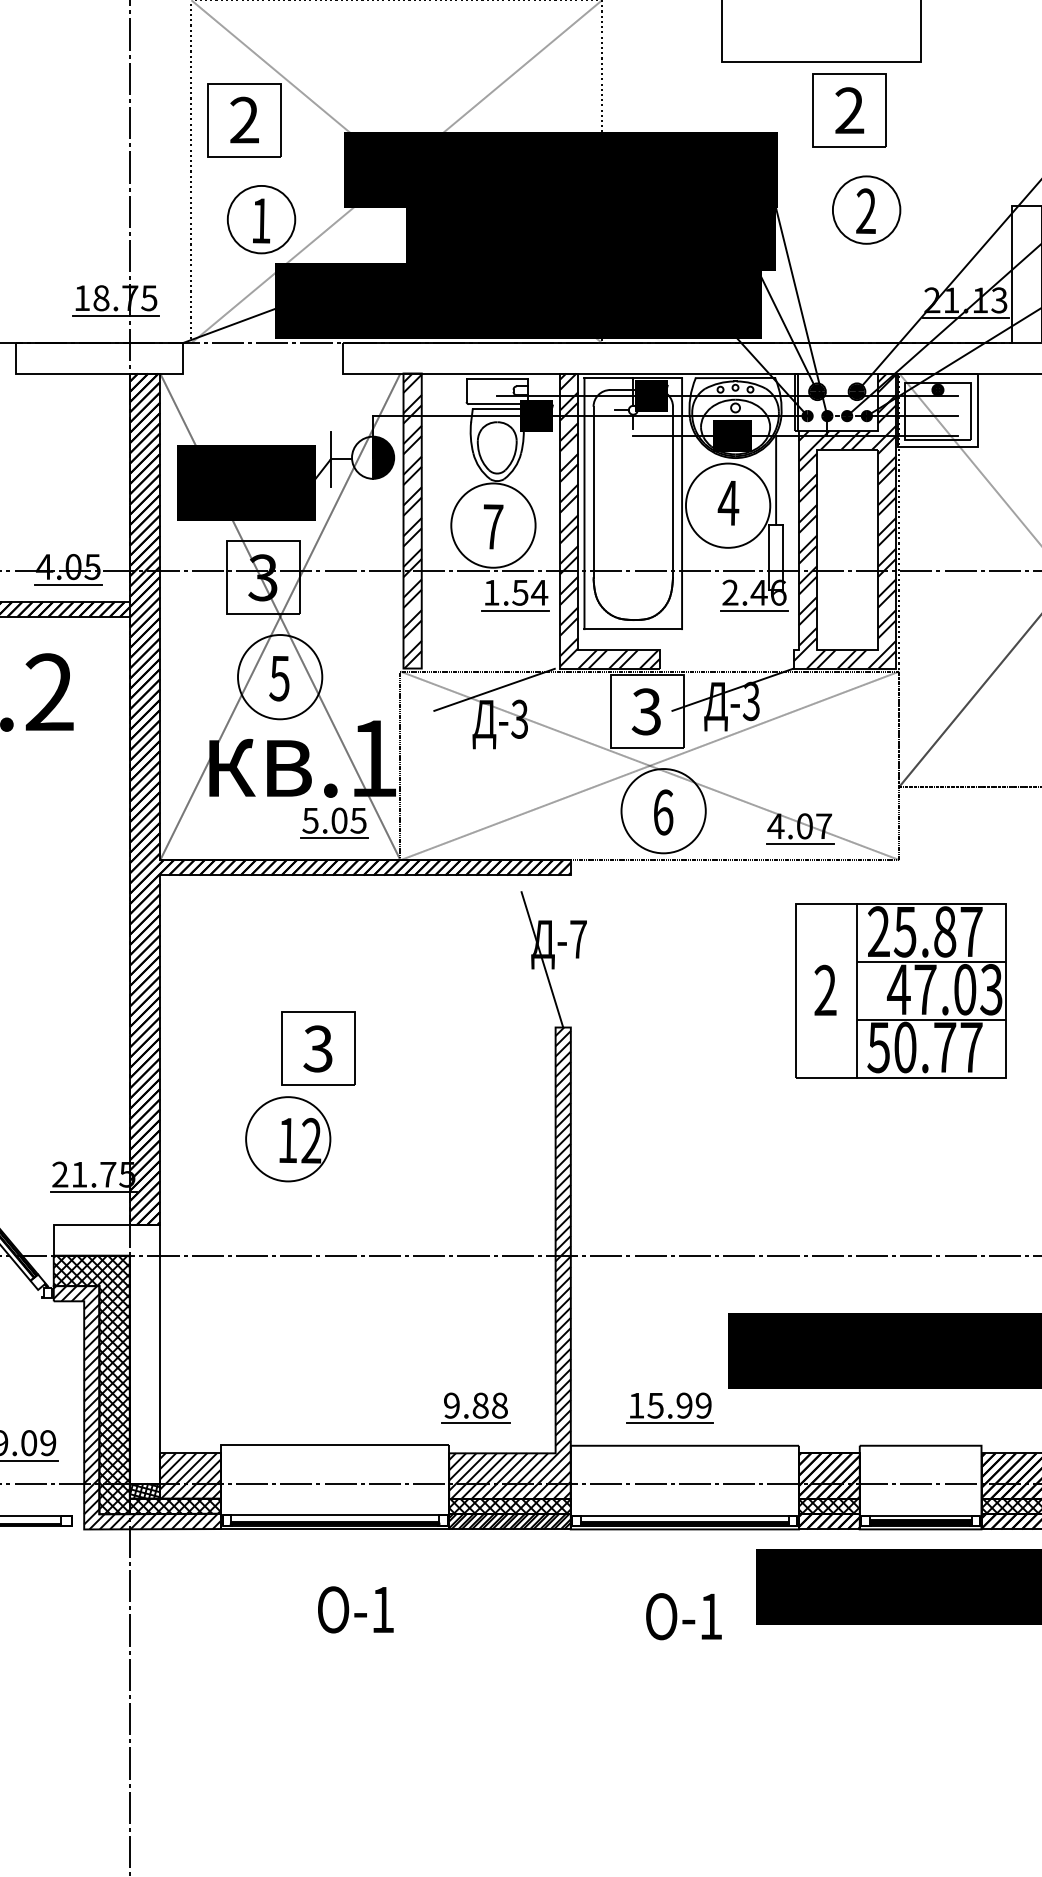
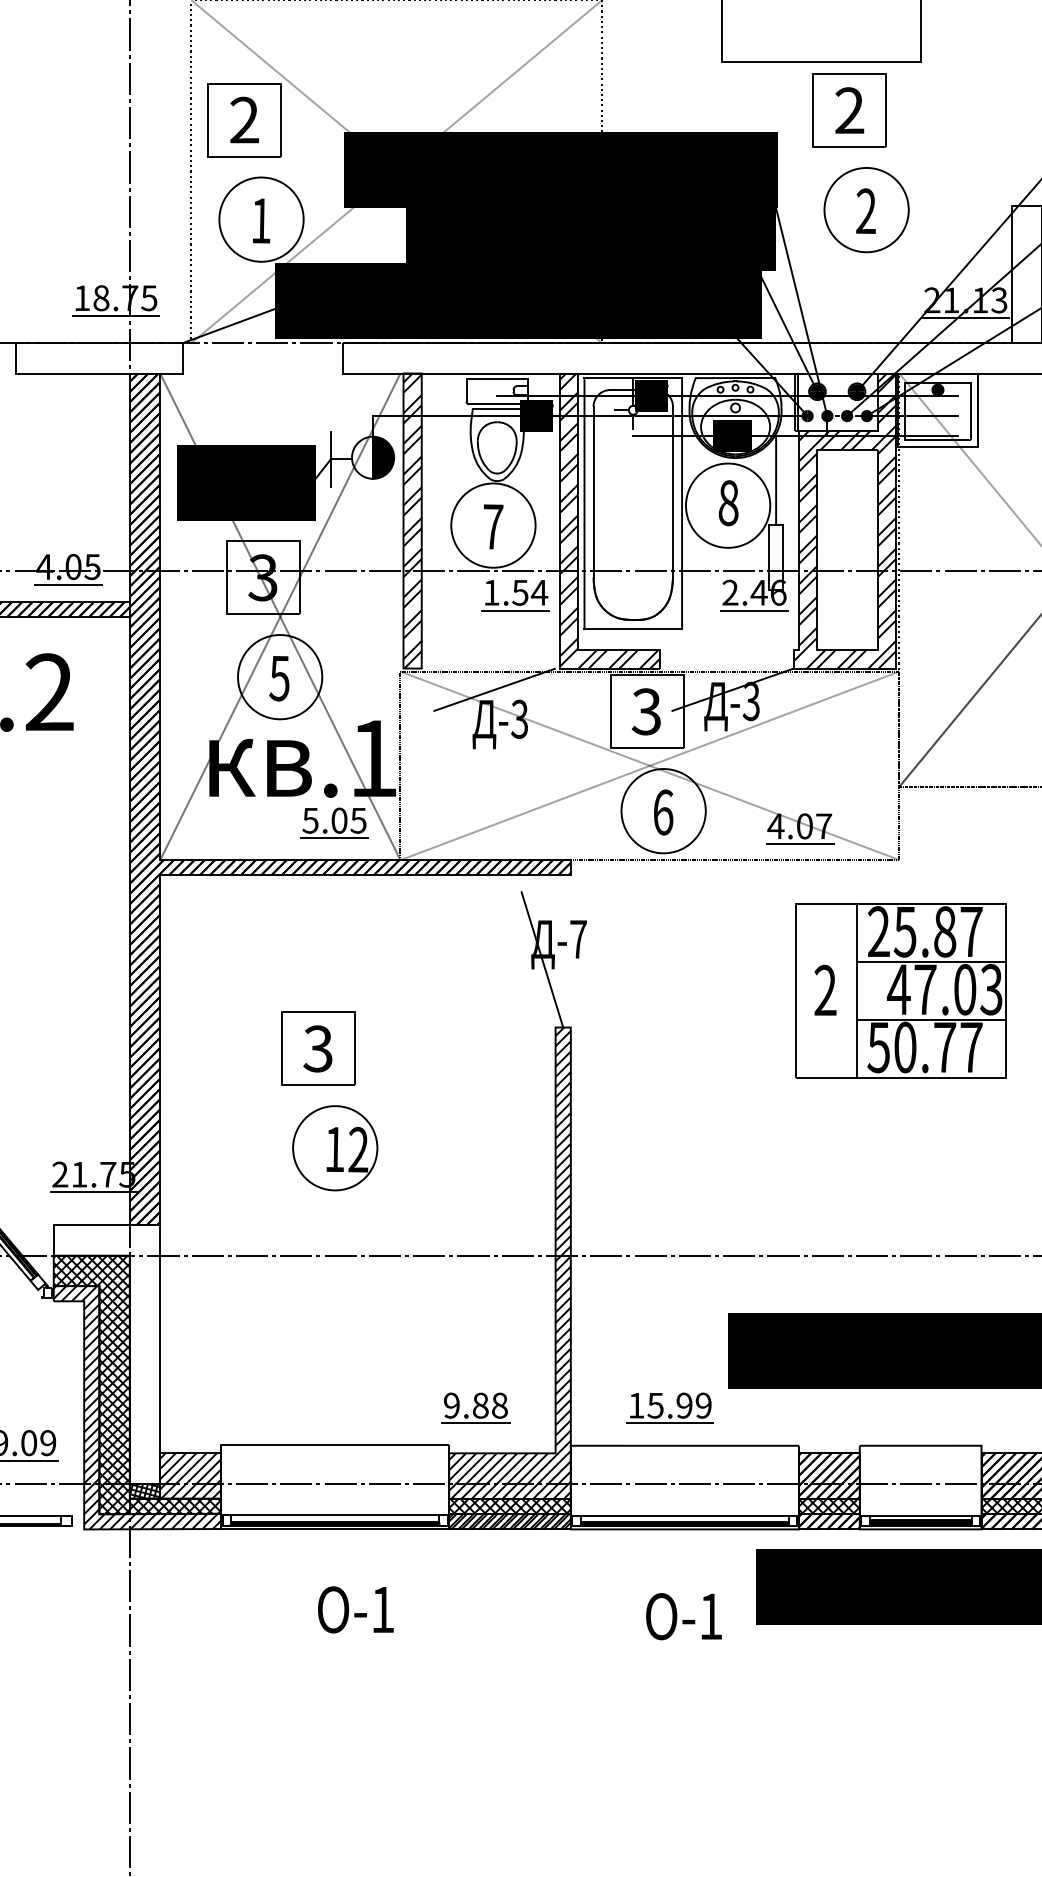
circle diameter: 67 px -> 84 px (866, 209)
circle diameter: 67 px -> 84 px (261, 219)
text: 4 -> 8 (728, 503)
part position: (288, 1139) -> (335, 1148) (335, 1148)
